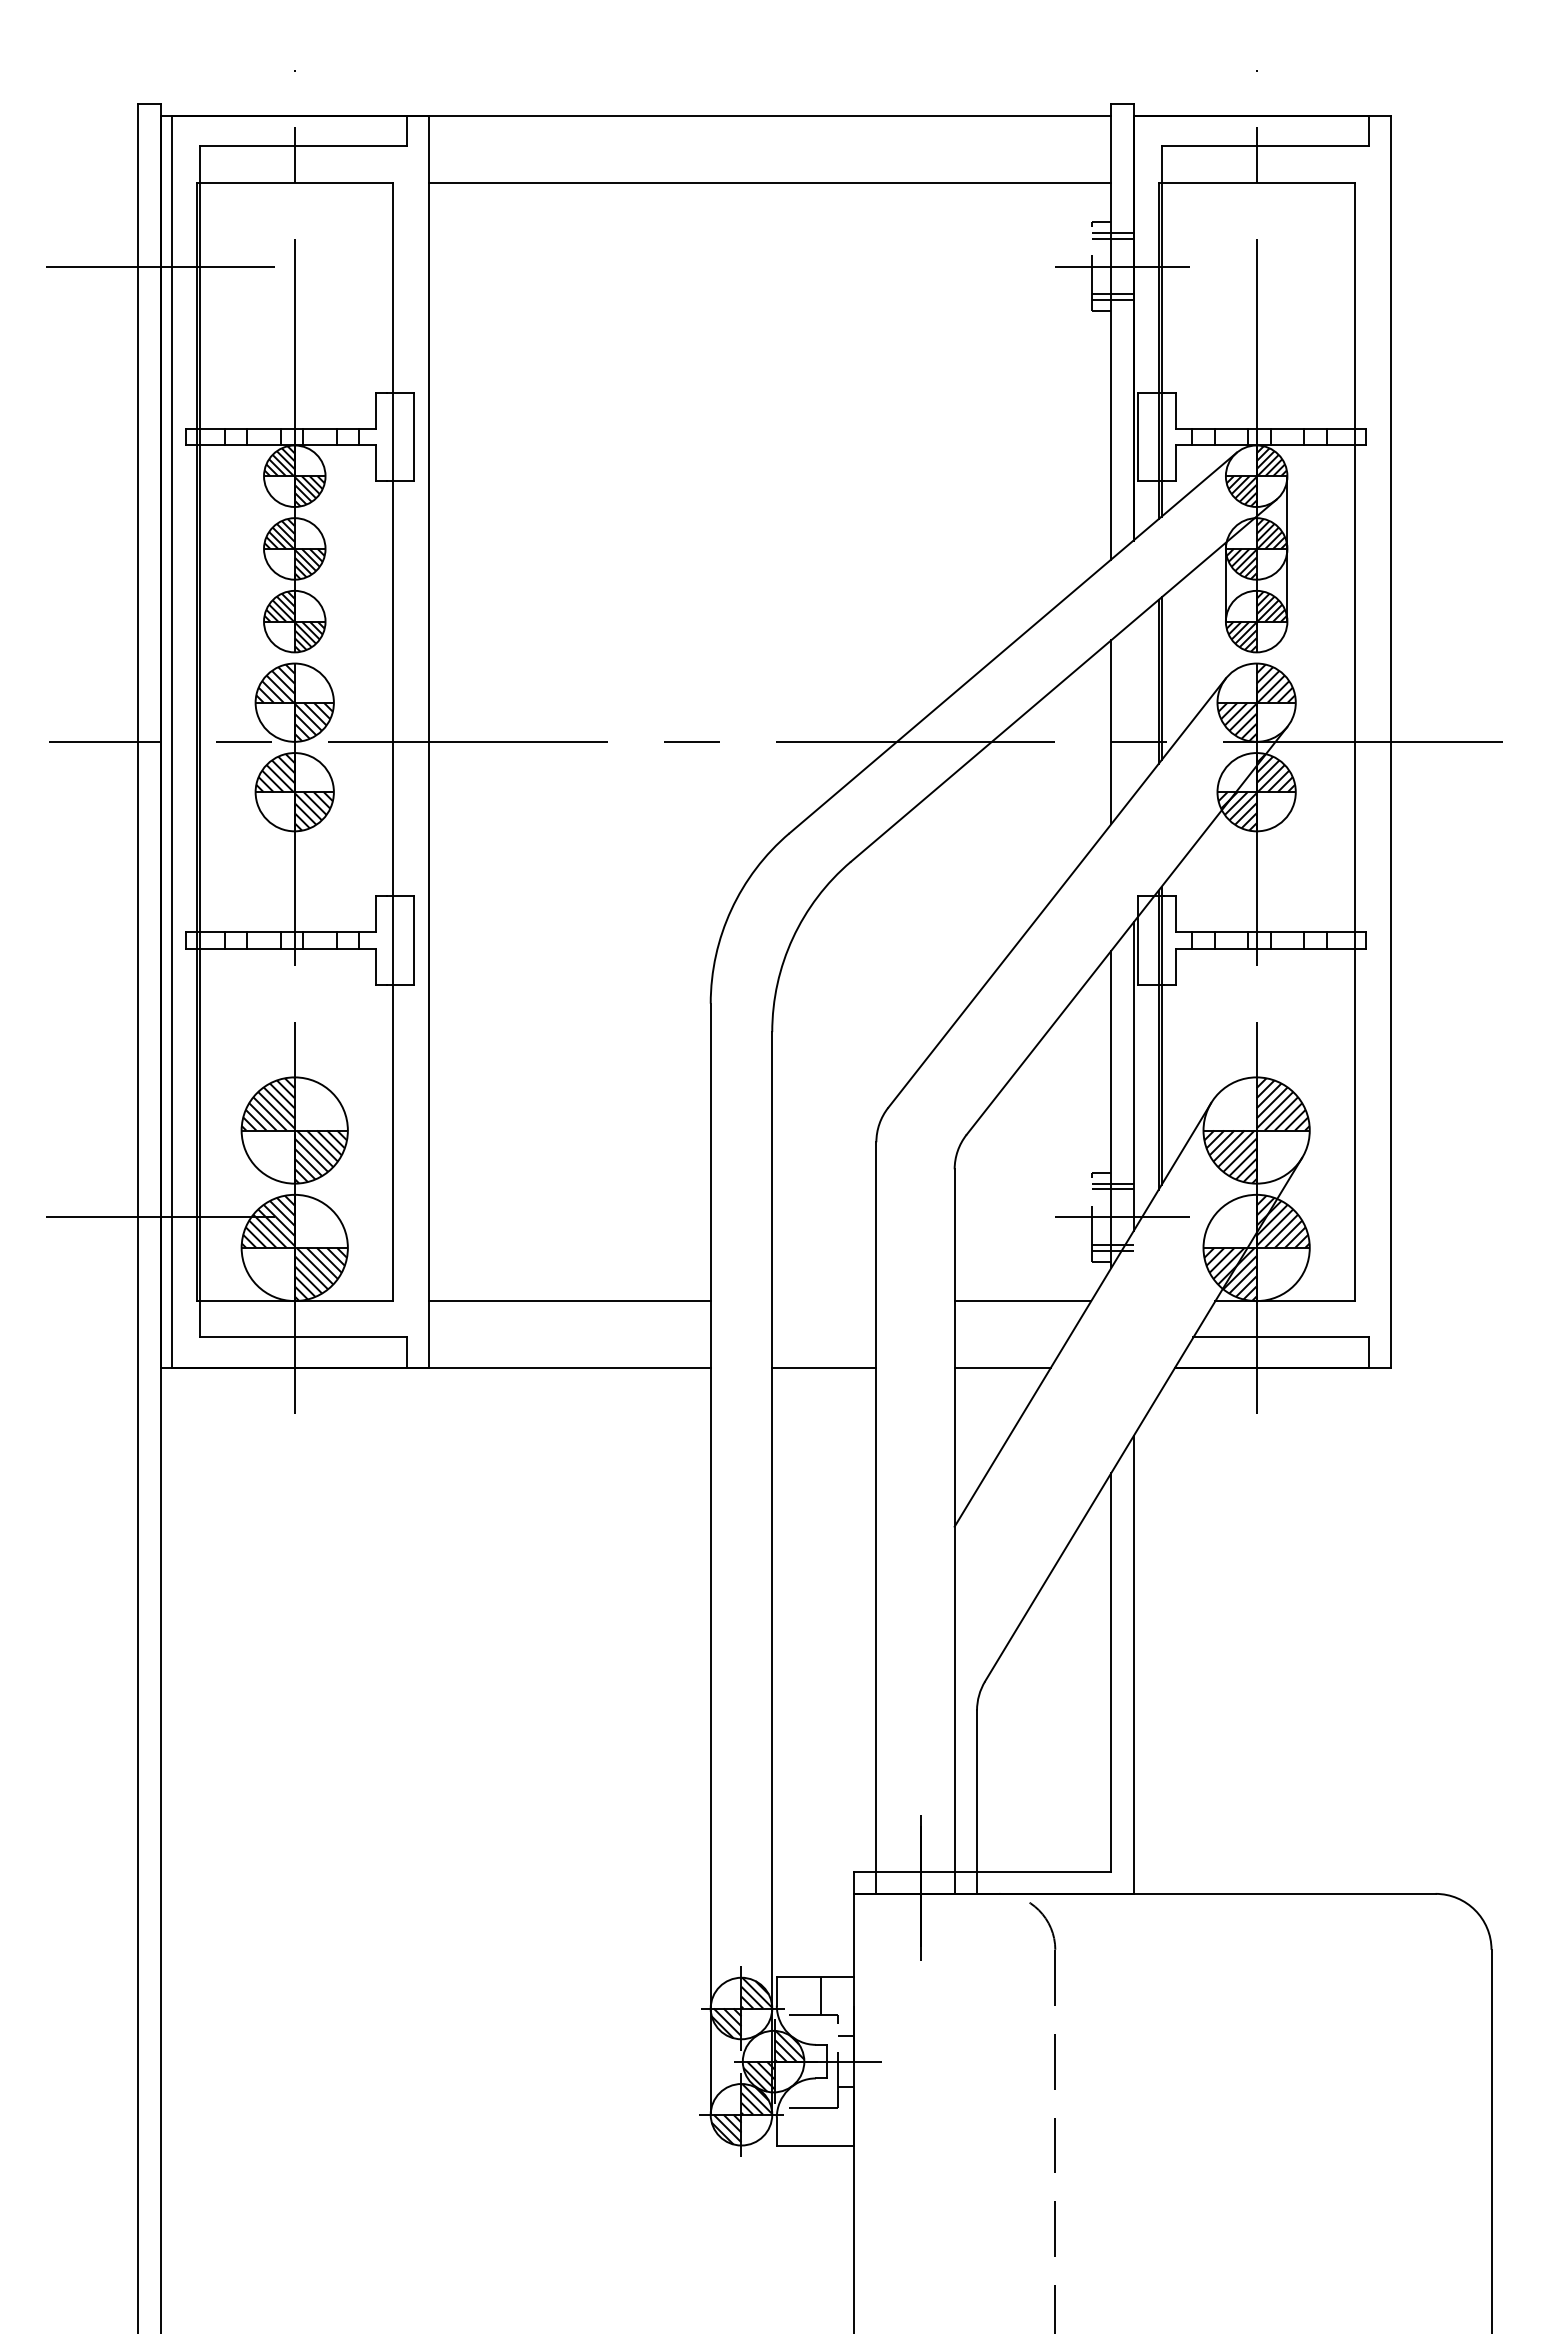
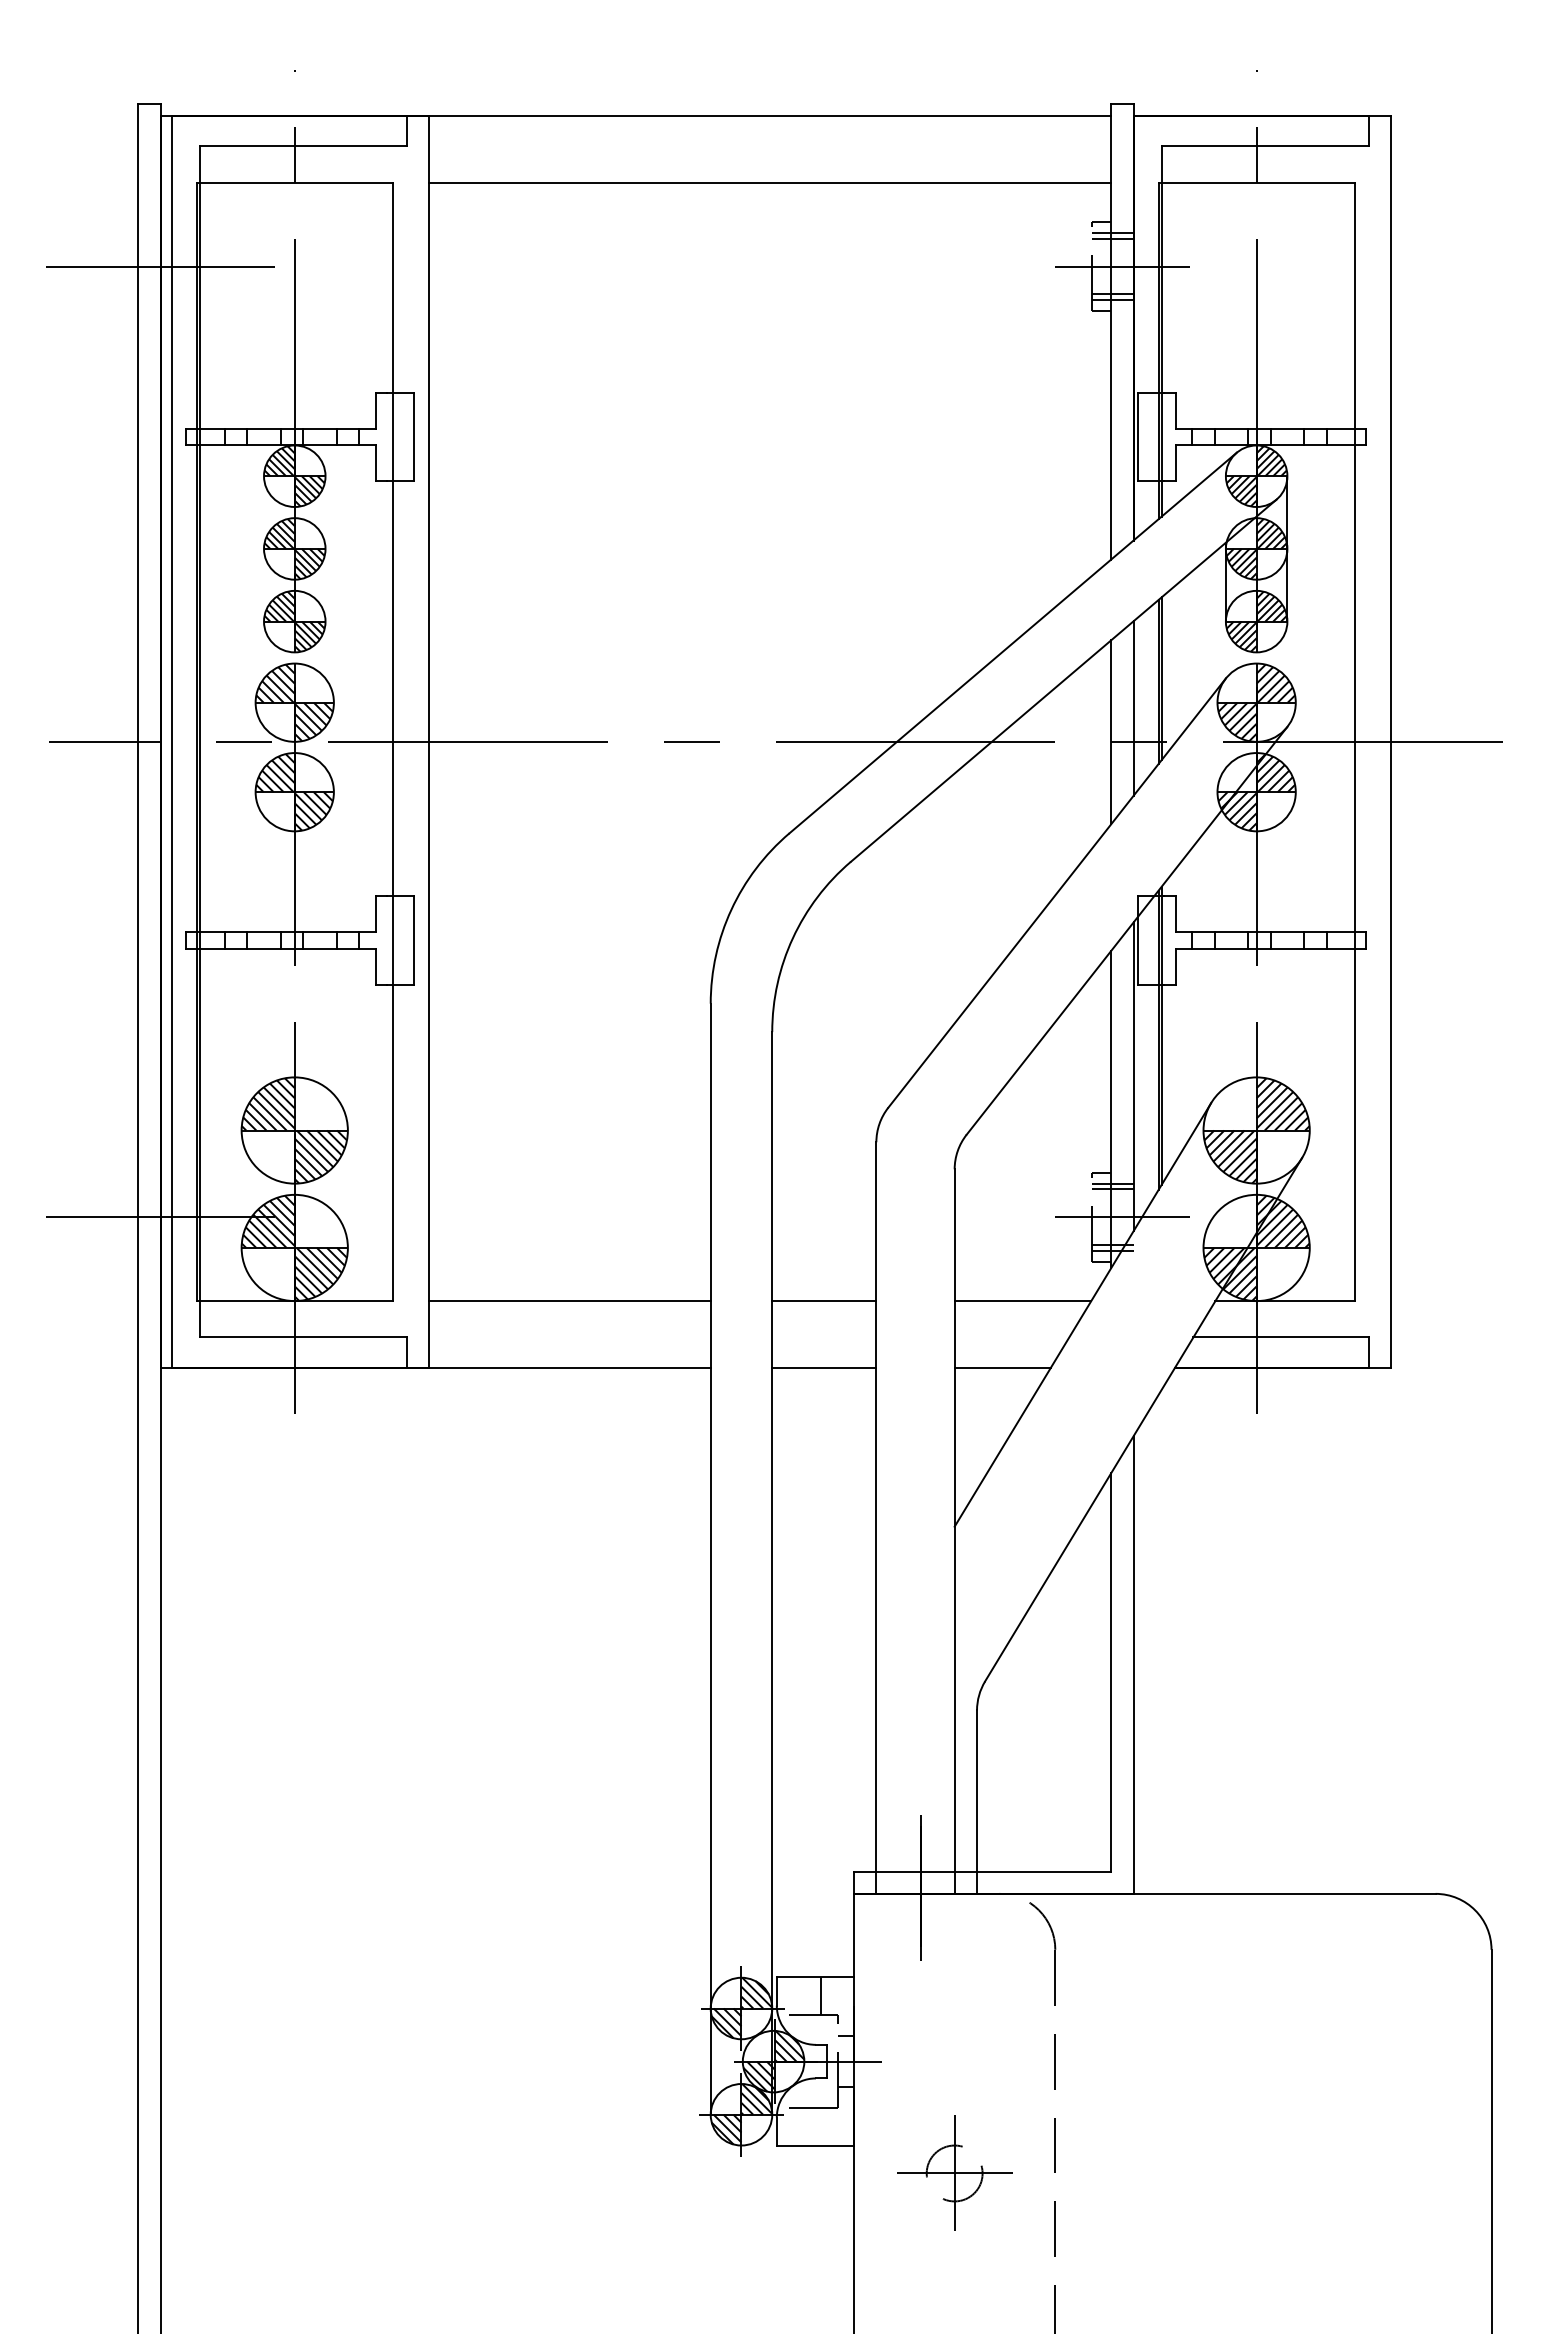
line: none -> present (1133, 708)
line: none -> present (824, 1301)
part: none -> present (954, 2172)
